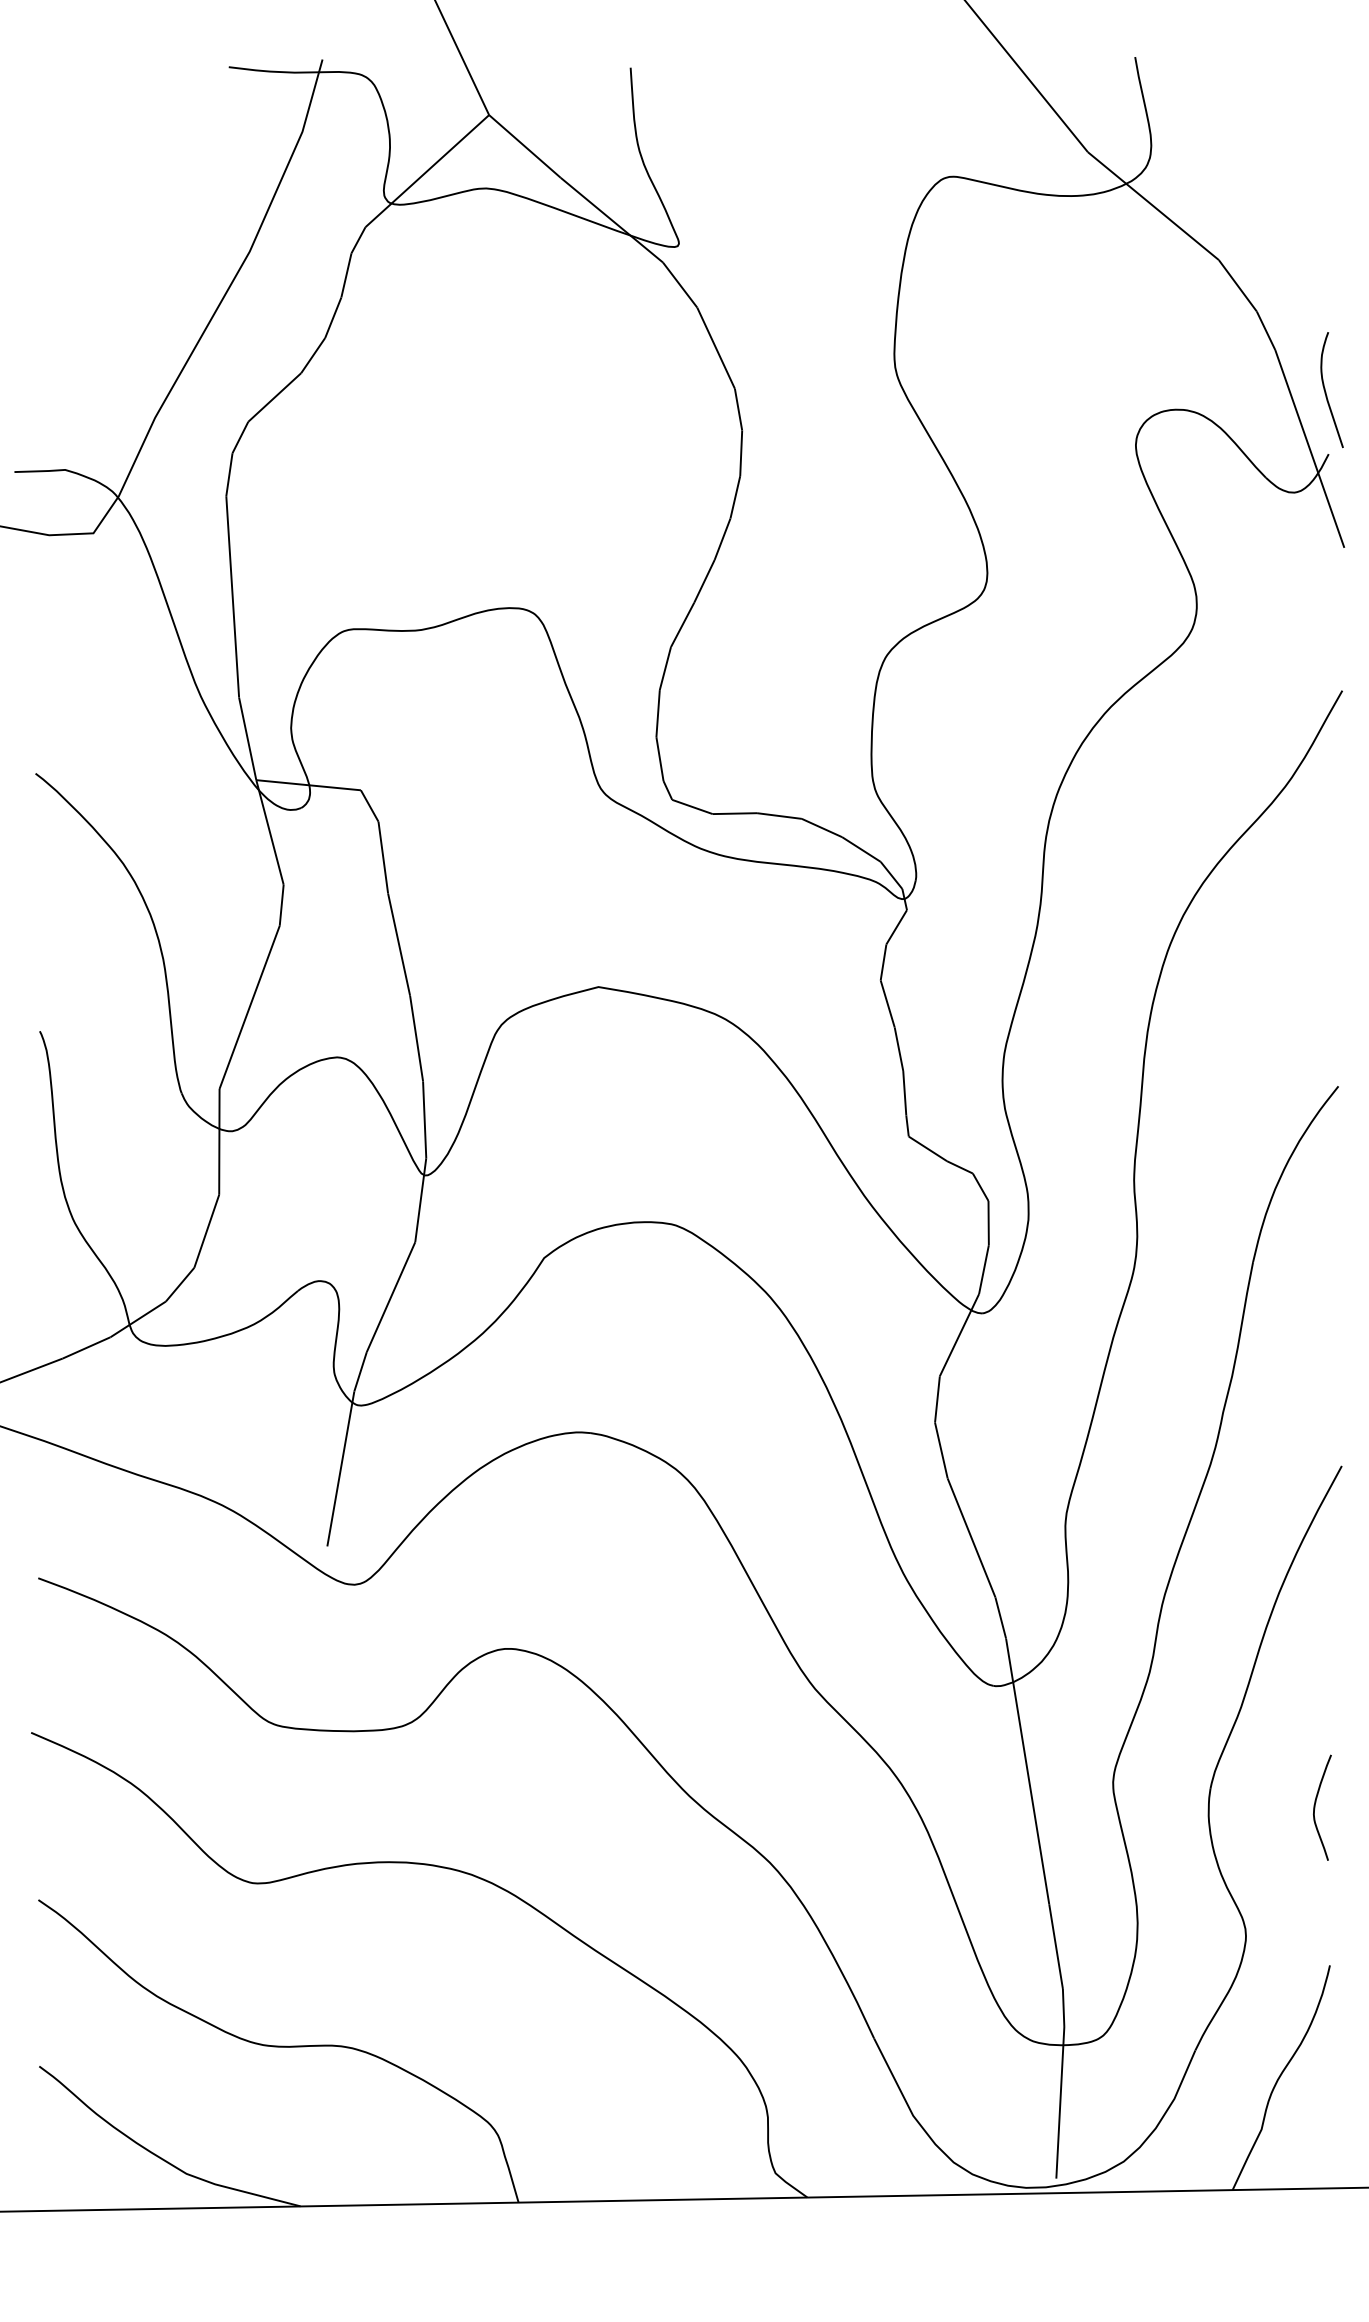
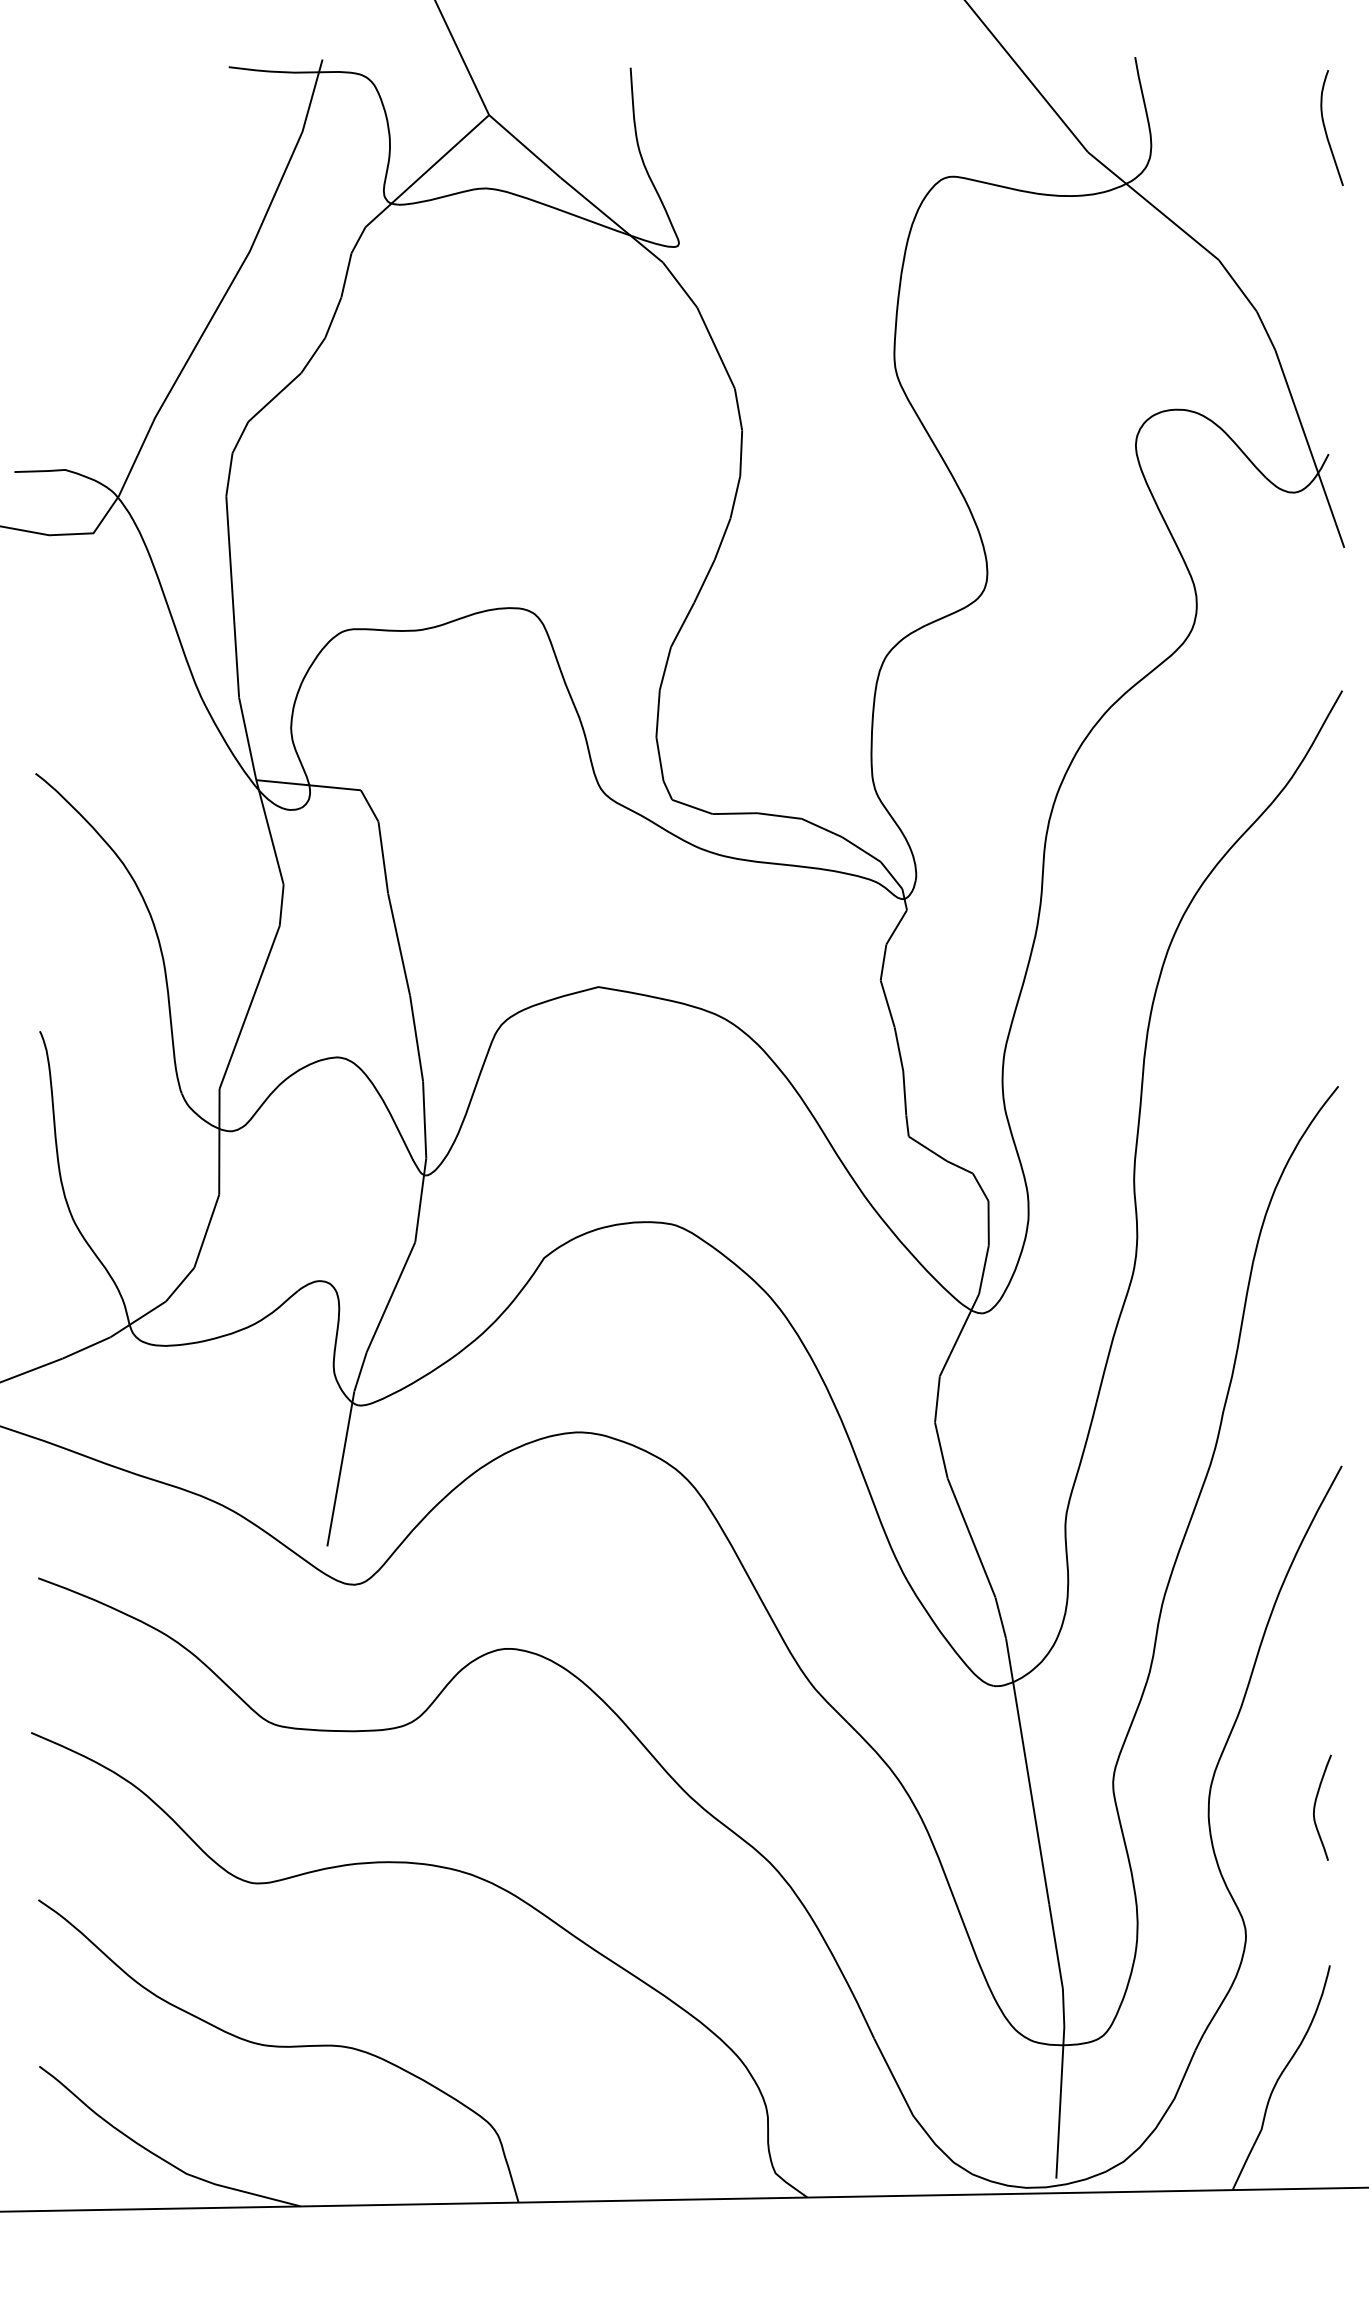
curve position: (1326, 391) -> (1326, 129) (1326, 129)
